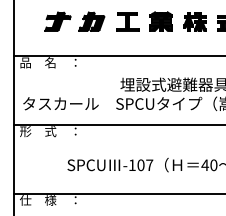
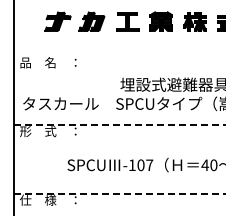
line: present -> none (117, 56)
line: solid -> dashed (119, 124)
line: solid -> dashed (119, 193)
